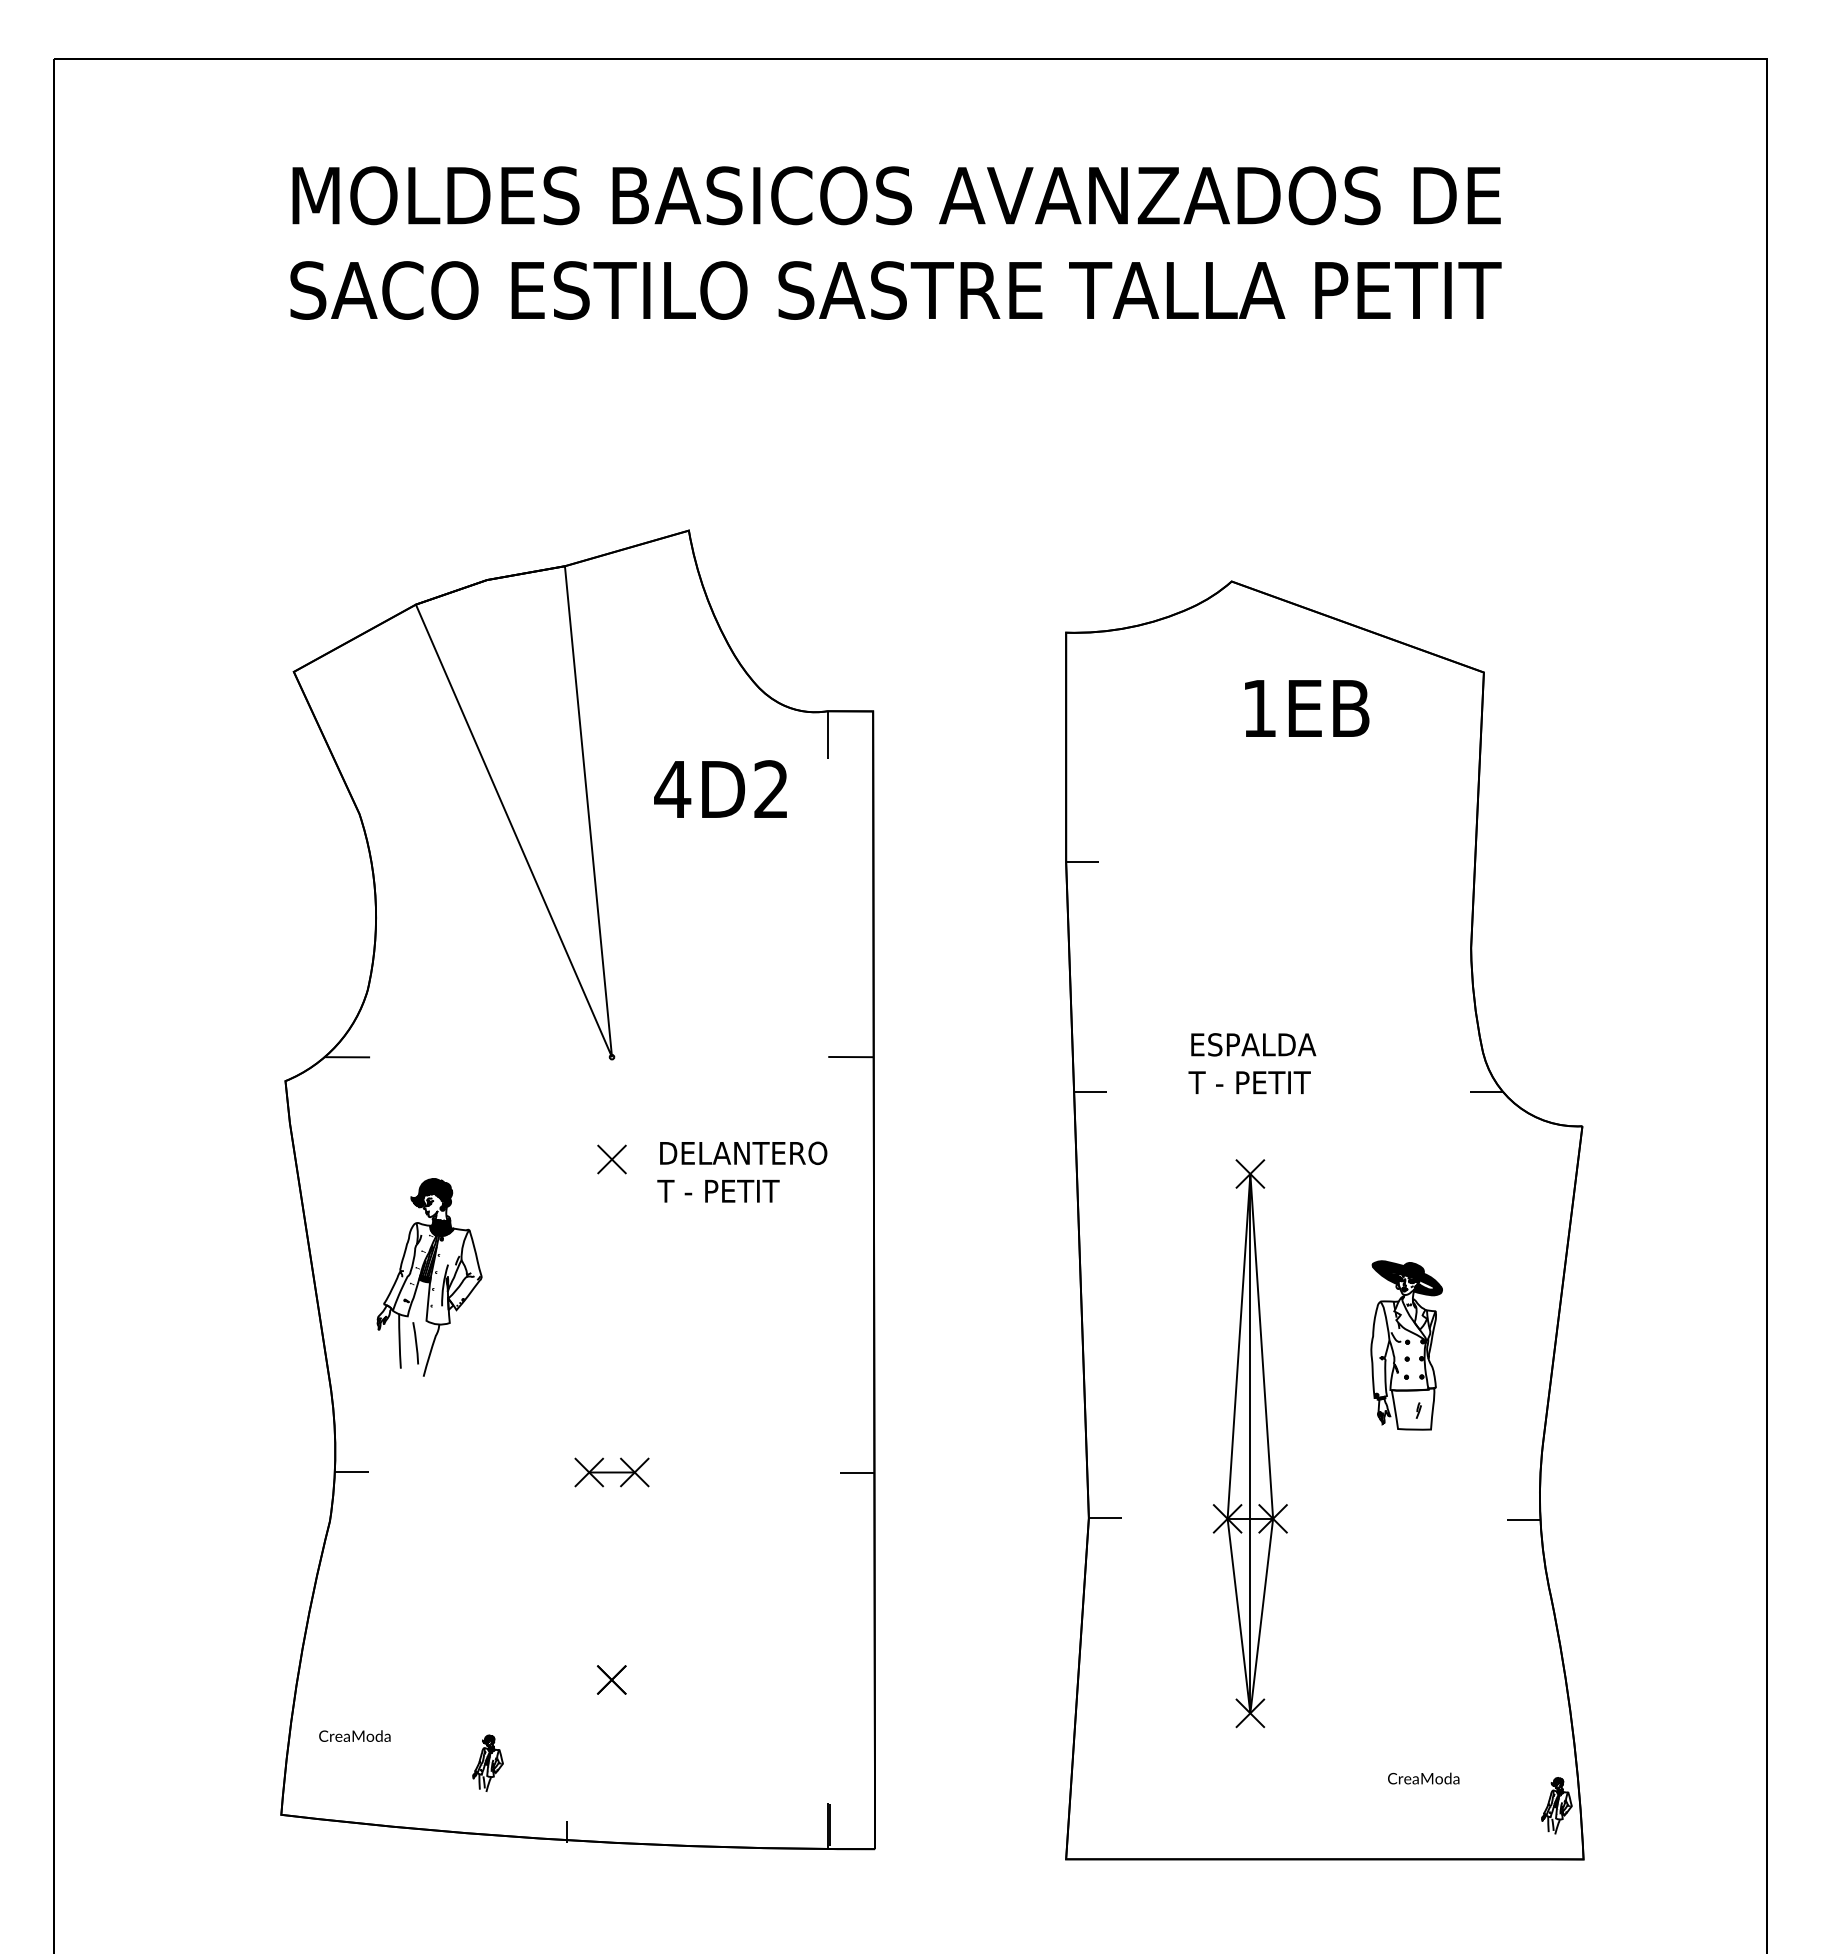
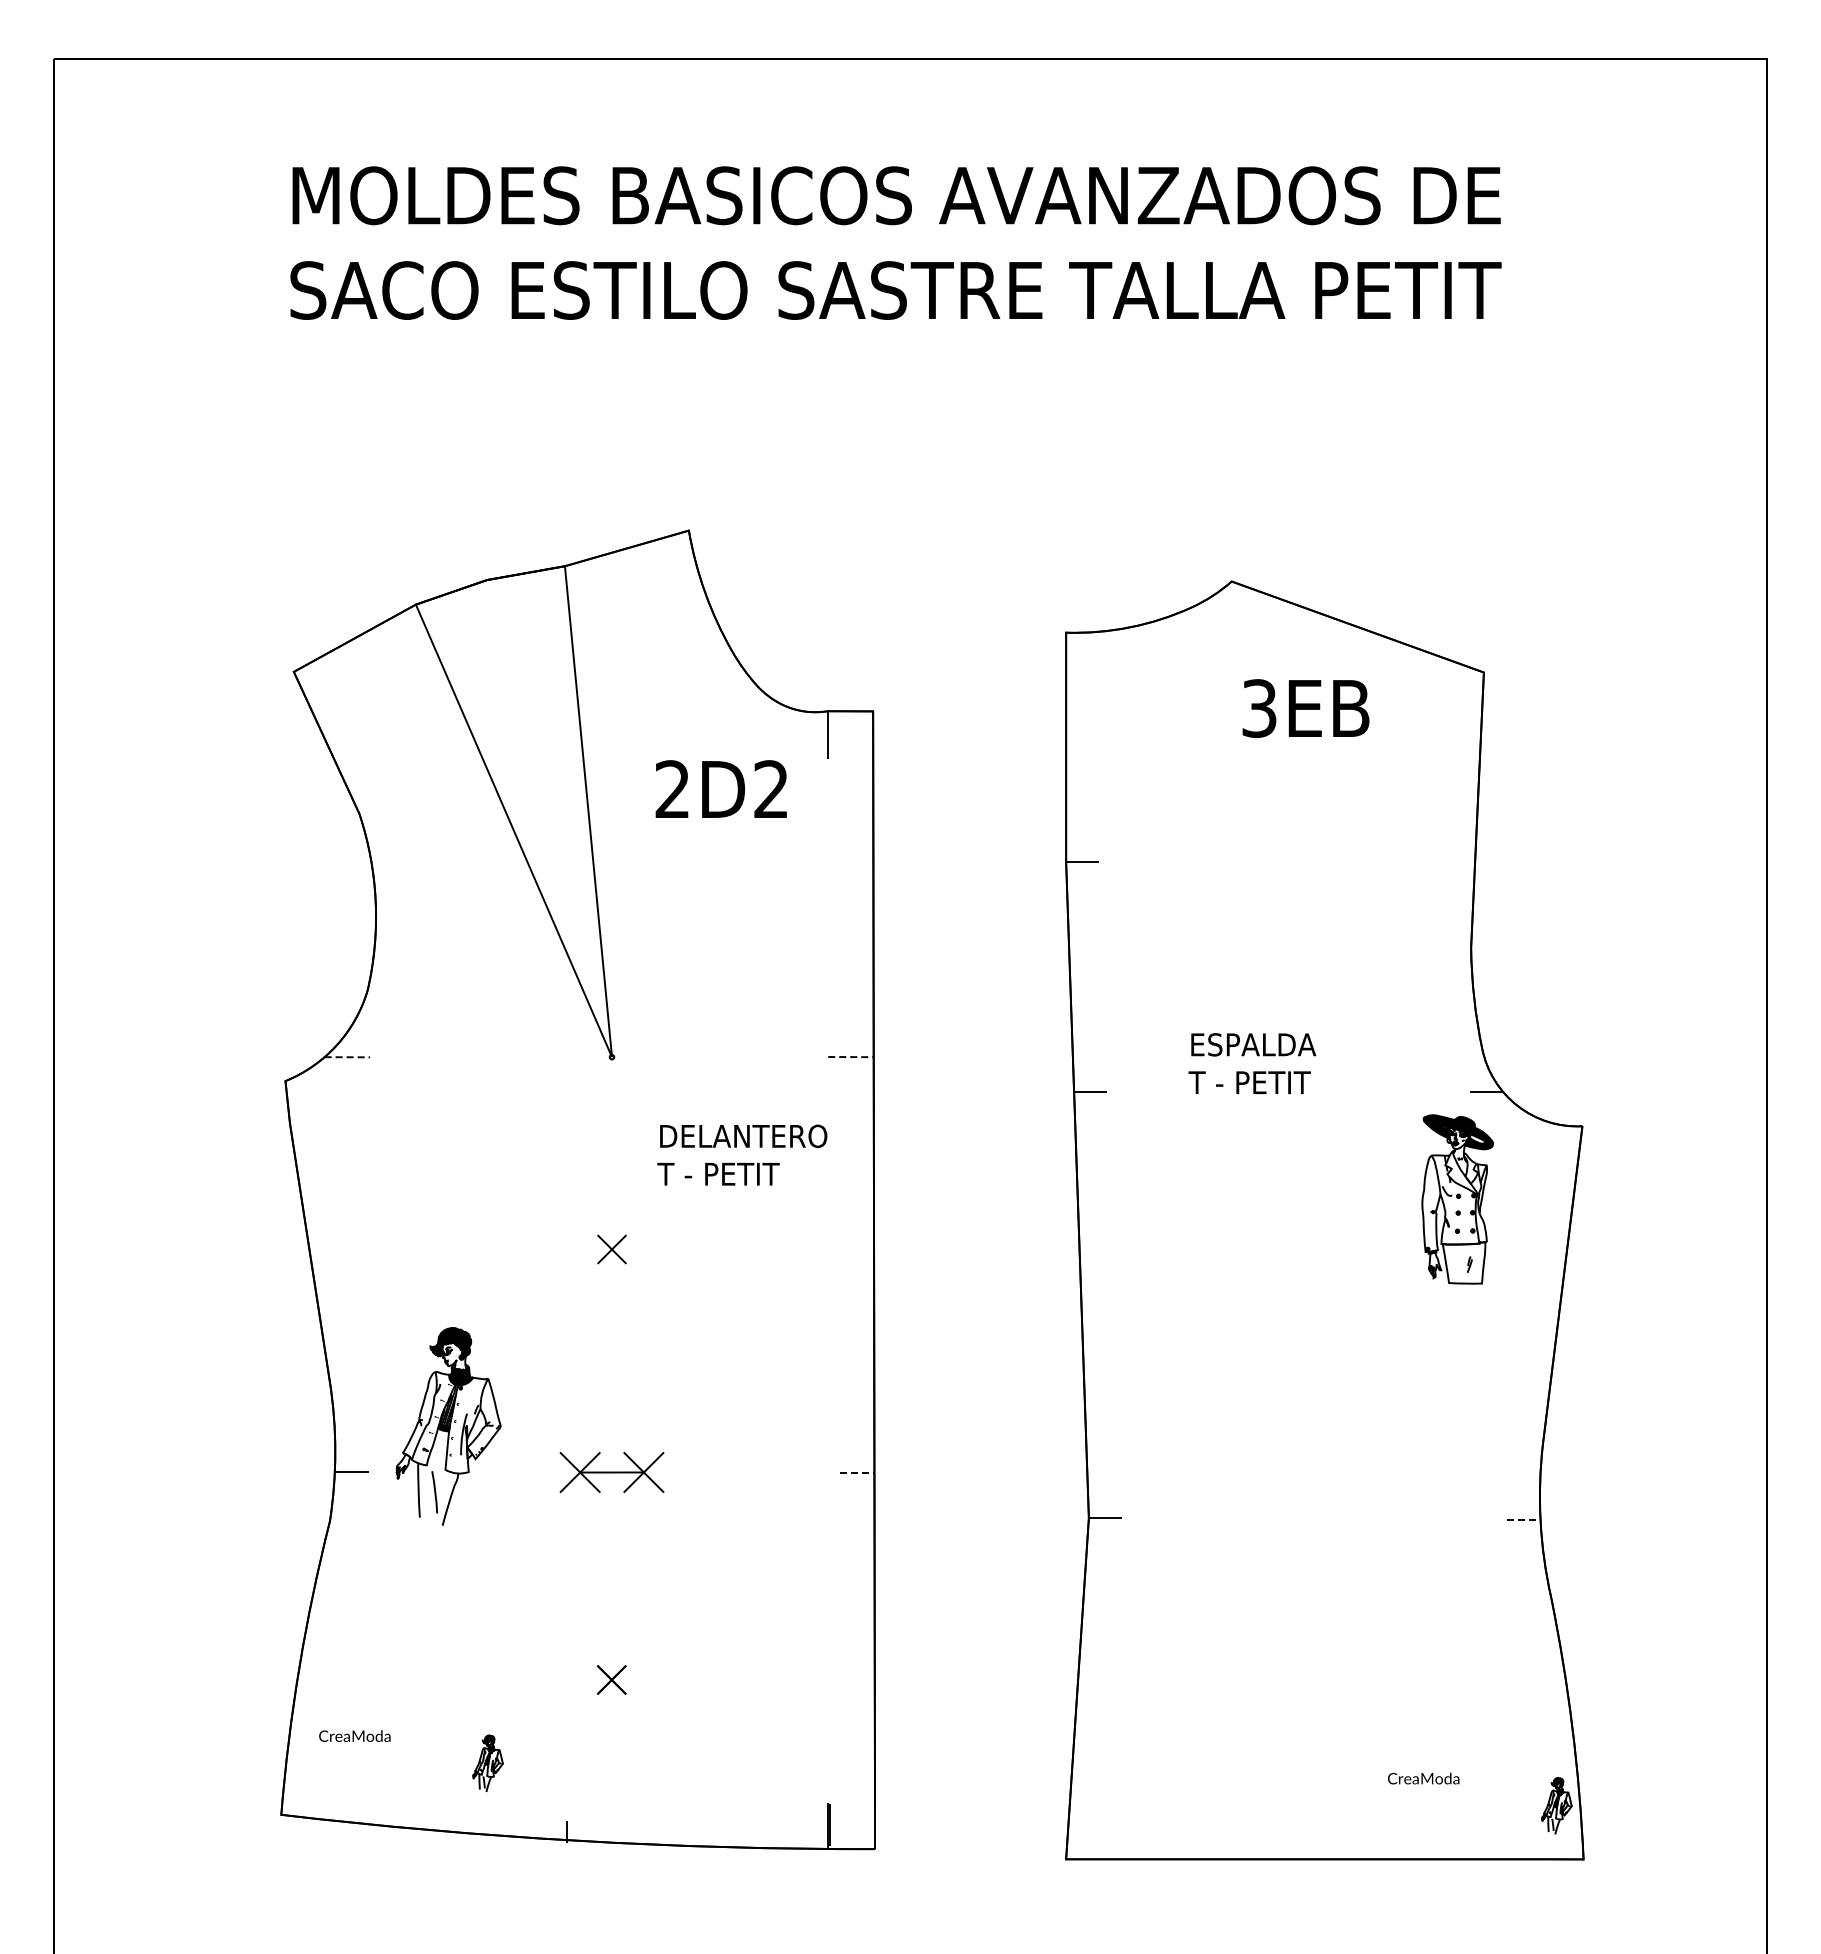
text: 1EB -> 3EB (1259, 708)
text: 4D2 -> 2D2 (672, 788)
line: solid -> dashed (347, 1057)
line: solid -> dashed (850, 1057)
part position: (611, 1159) -> (611, 1249) (611, 1249)
text position: (742, 1171) -> (742, 1154) (742, 1154)
part position: (429, 1277) -> (448, 1426) (448, 1426)
part position: (1406, 1345) -> (1457, 1199) (1457, 1199)
part: present -> none (1249, 1443)
part size: 76x31 px -> 106x41 px (611, 1472)
line: solid -> dashed (857, 1472)
line: solid -> dashed (1523, 1519)
